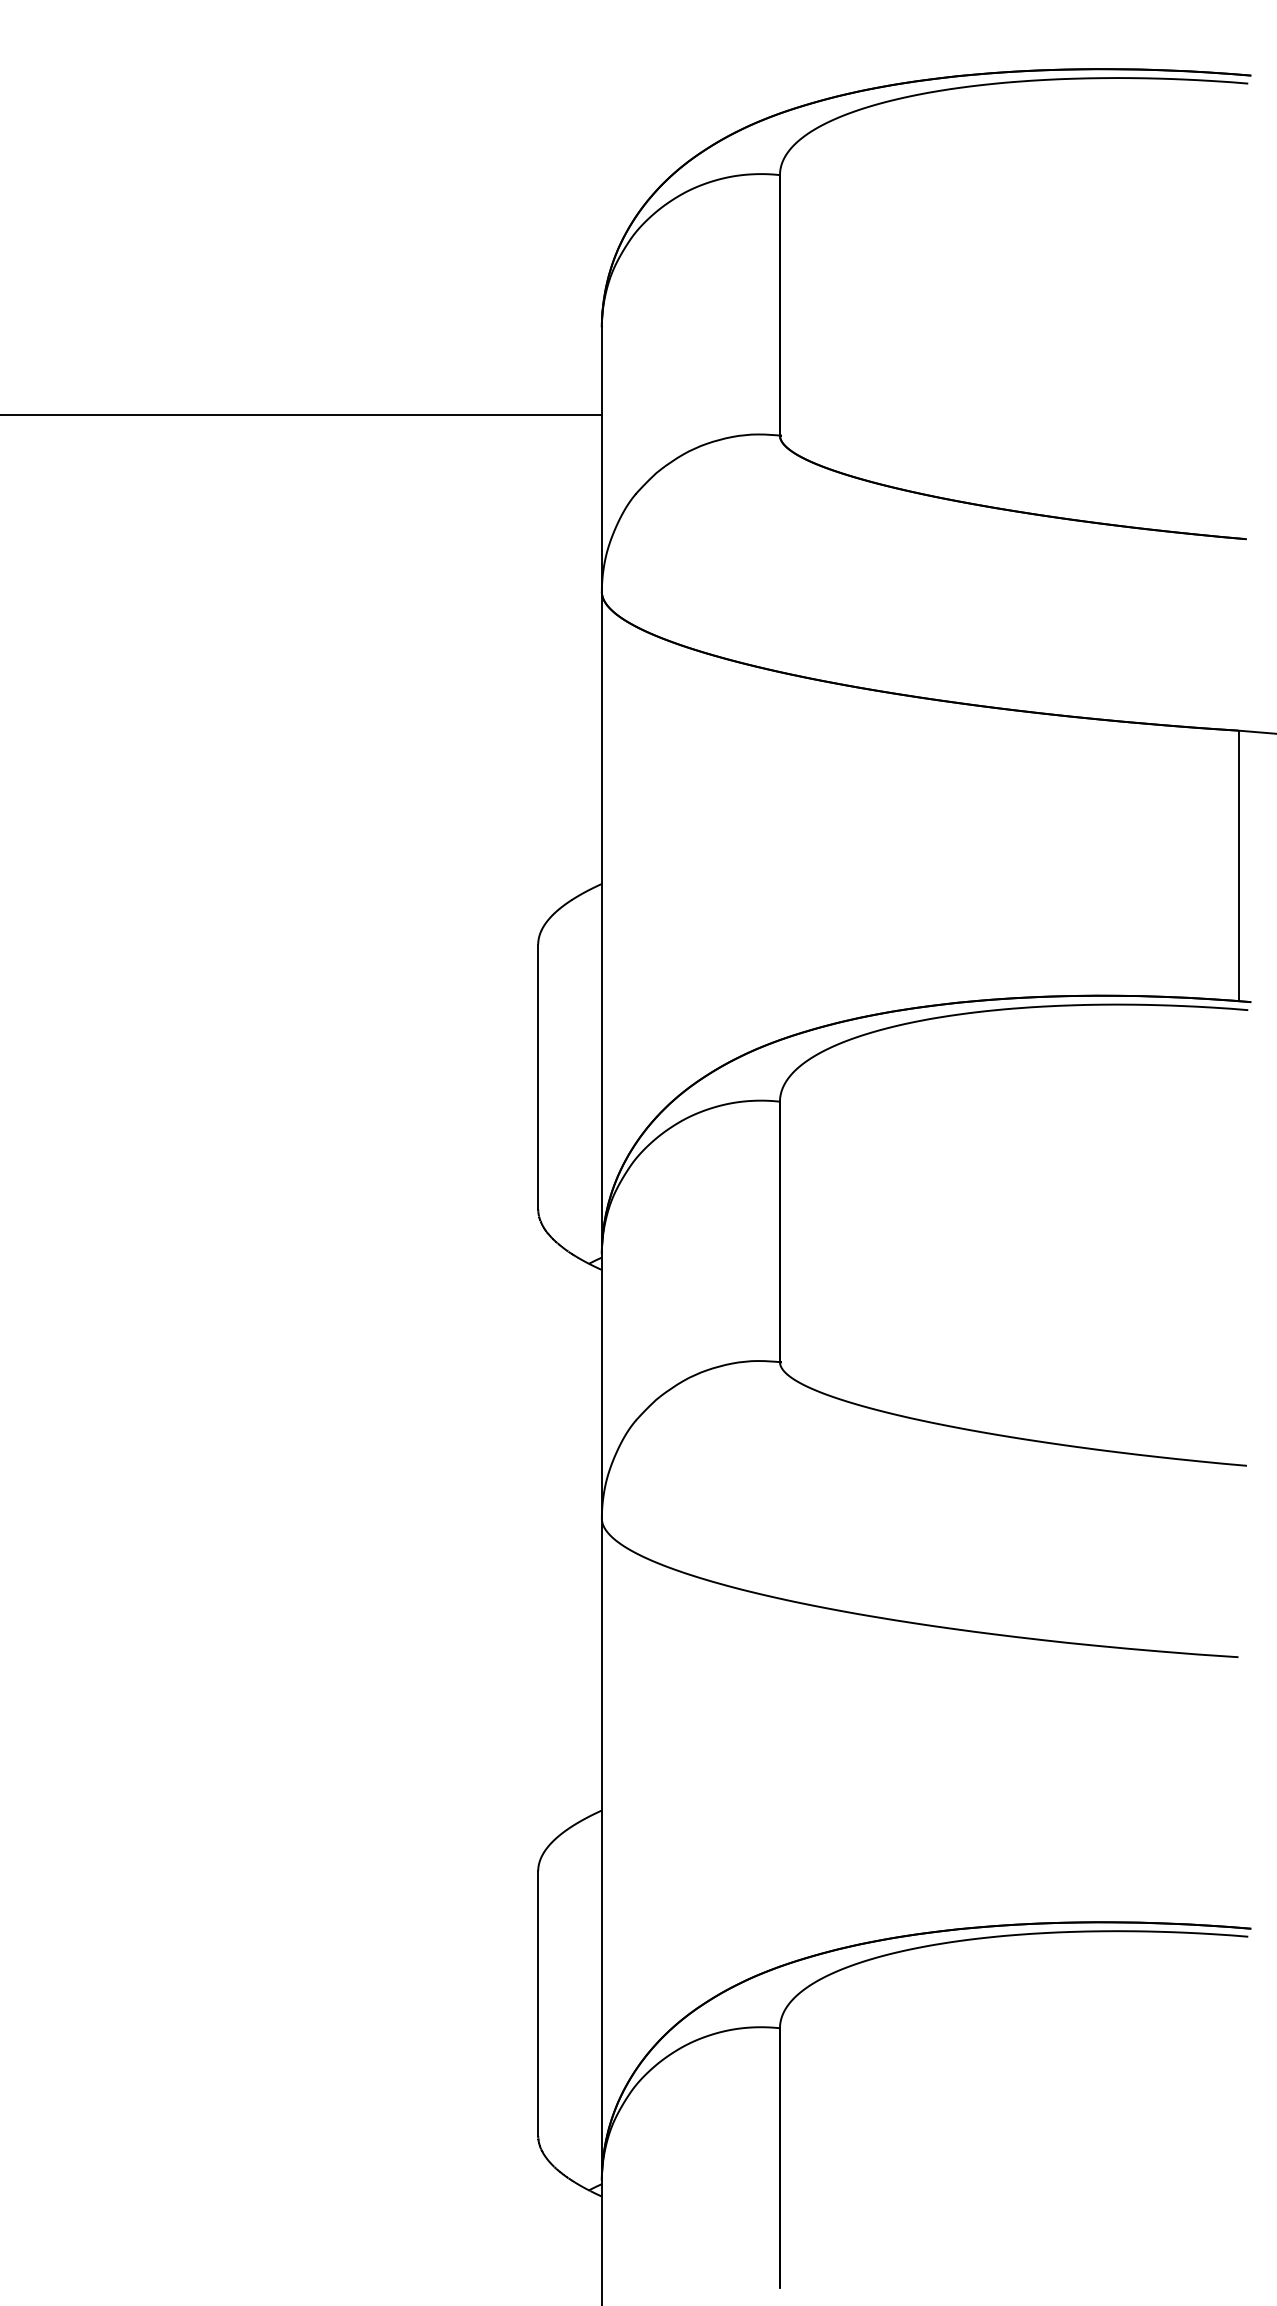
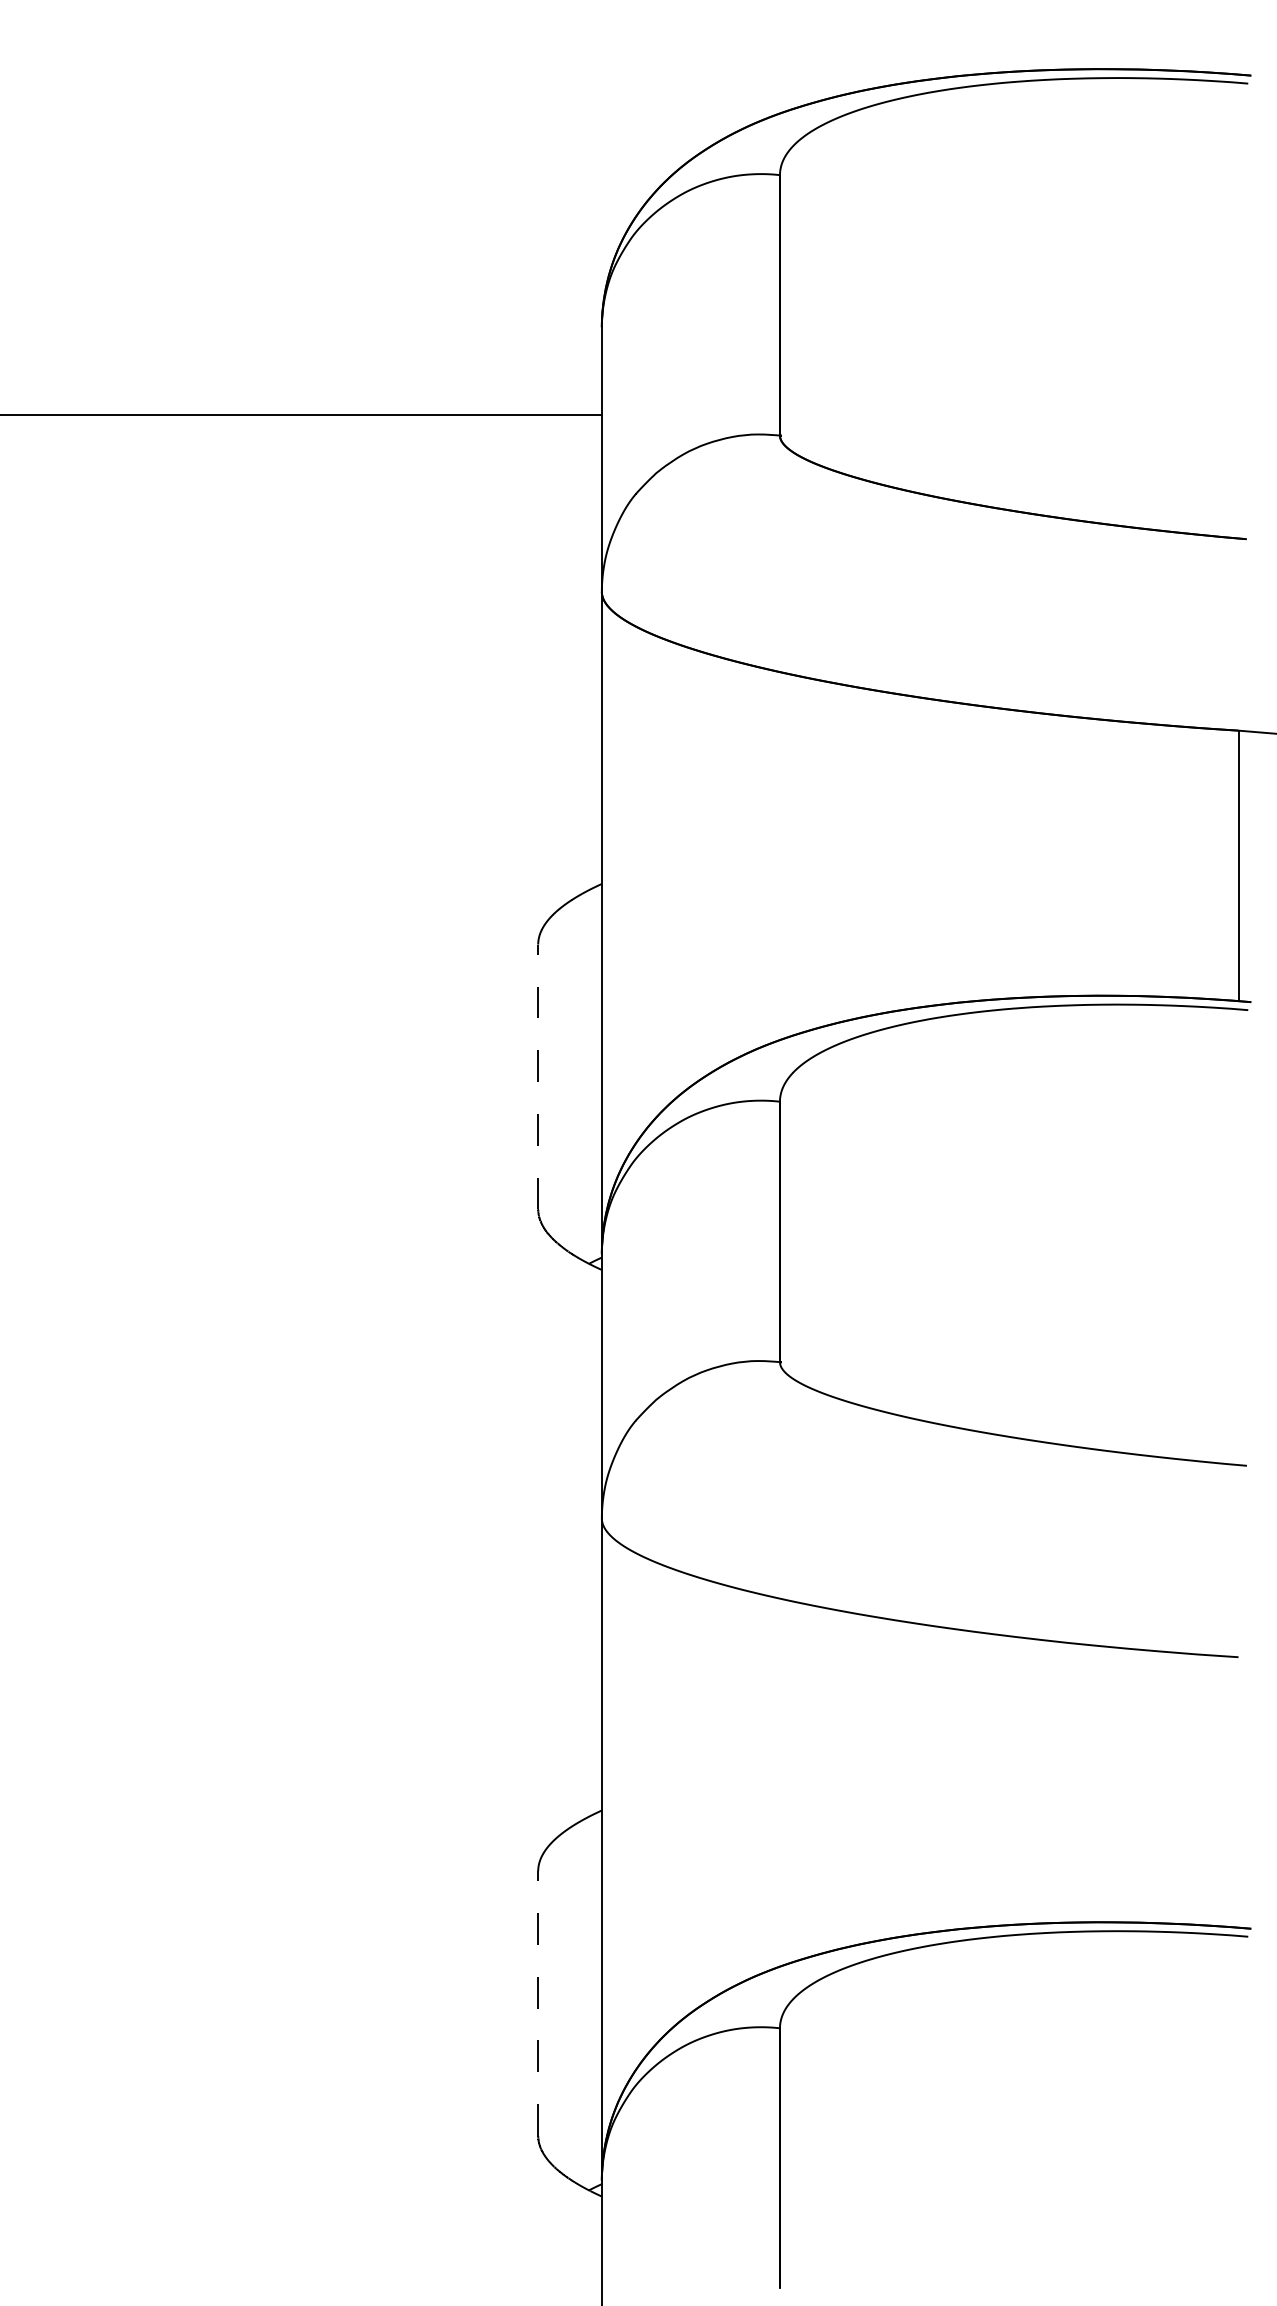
line: solid -> dashed (538, 1076)
line: solid -> dashed (538, 2003)
